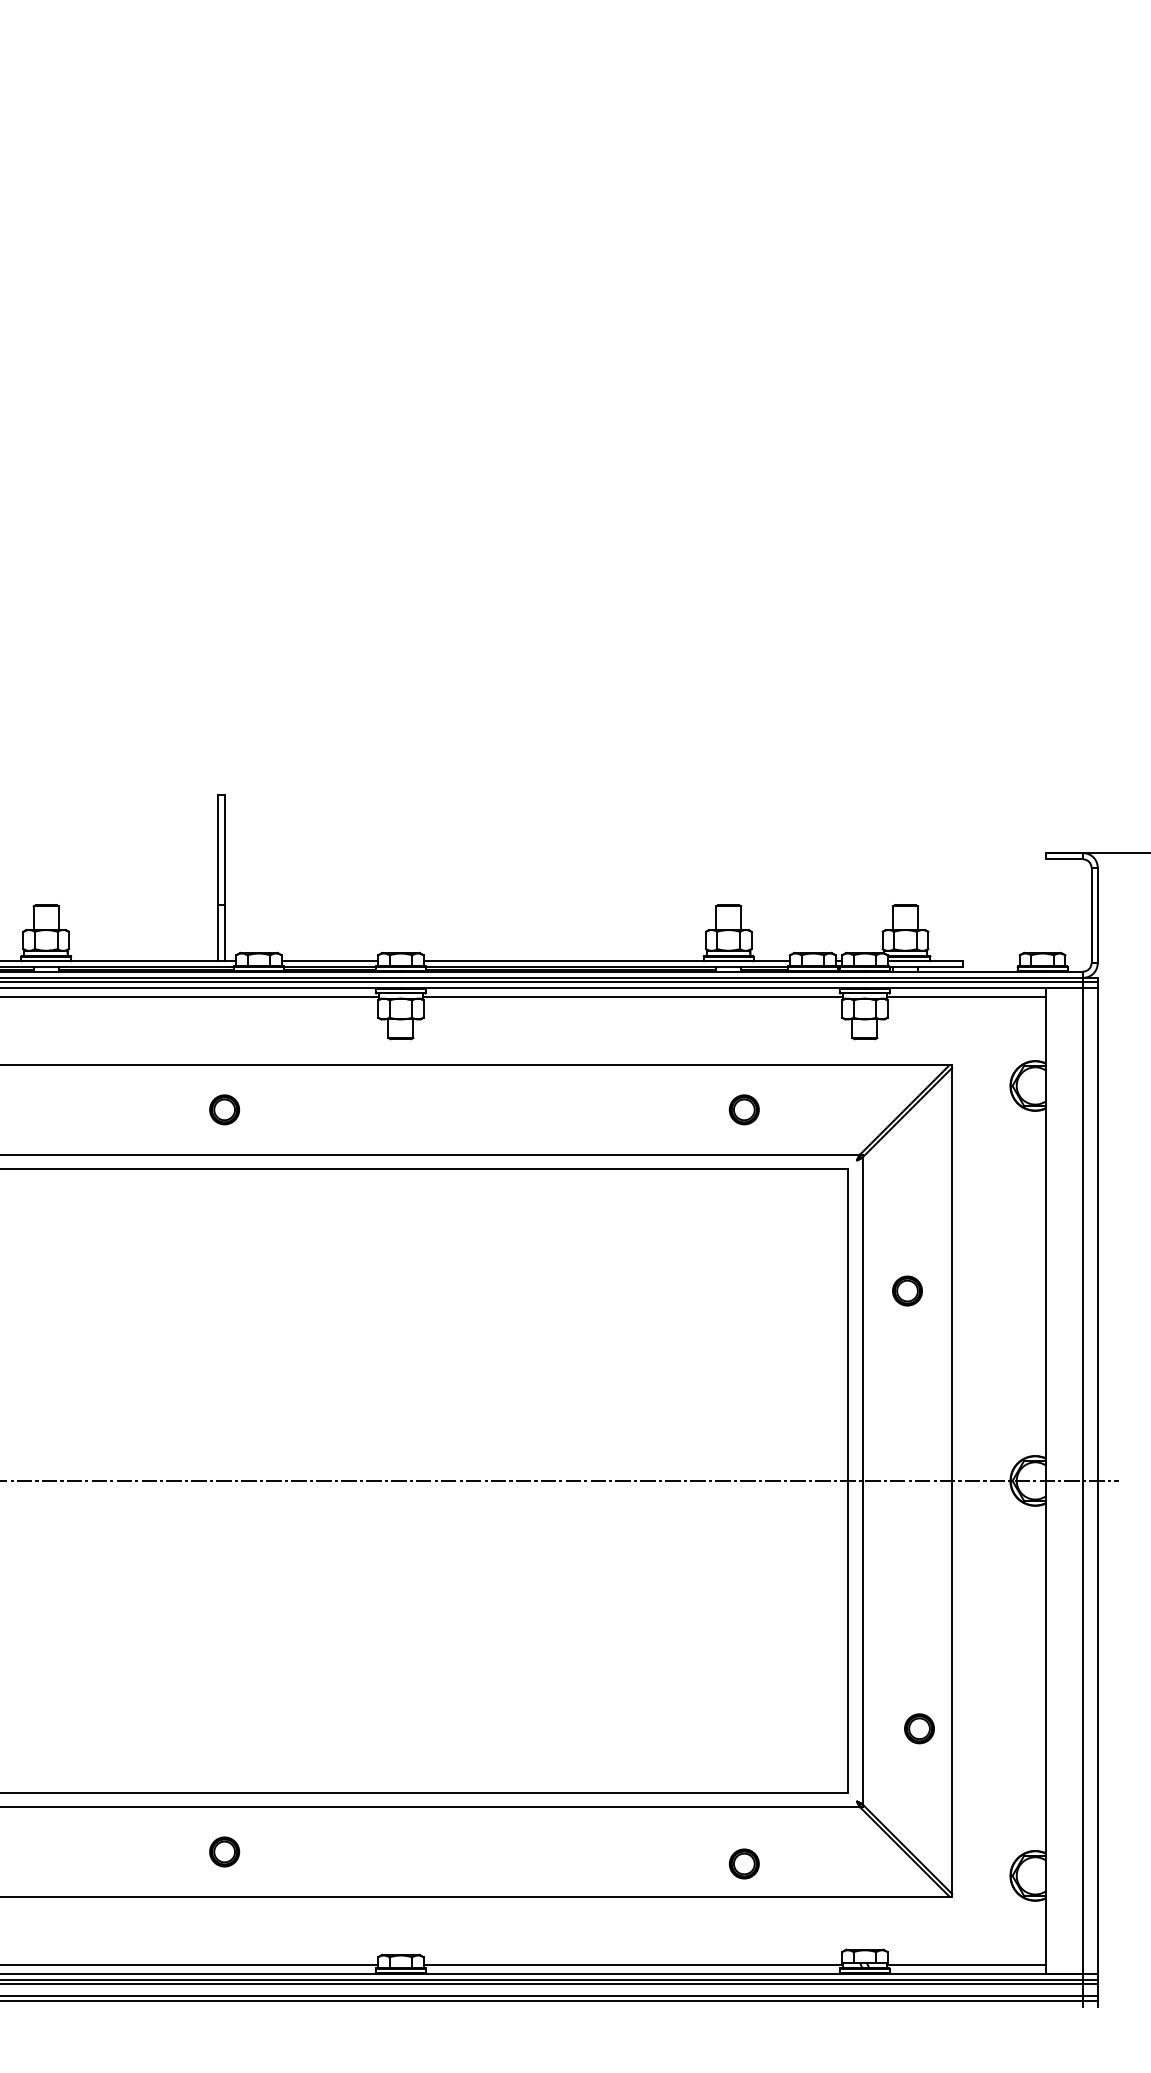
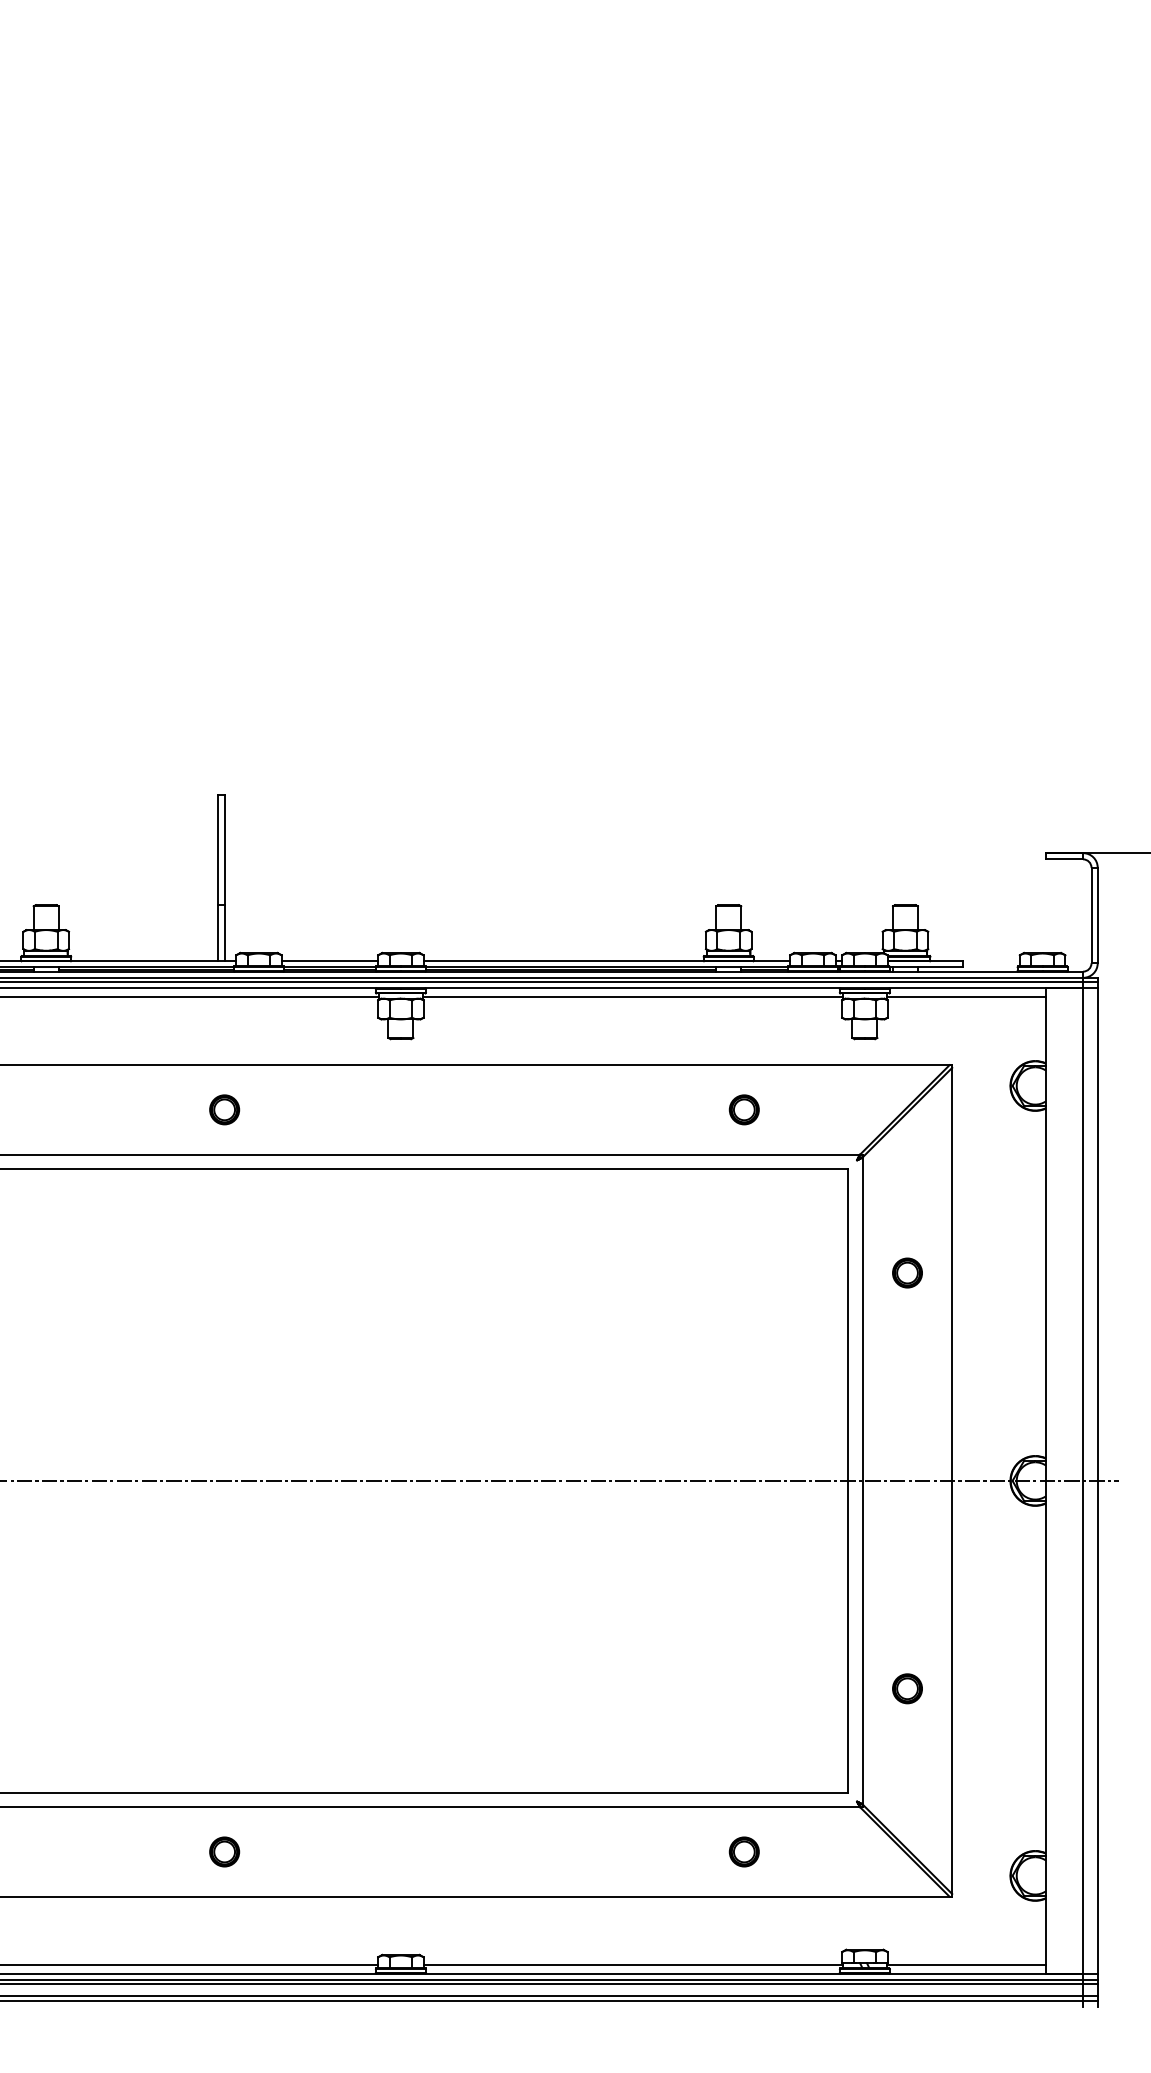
part position: (907, 1290) -> (907, 1272) (907, 1272)
part position: (919, 1728) -> (907, 1688) (907, 1688)
part position: (743, 1863) -> (743, 1851) (743, 1851)
